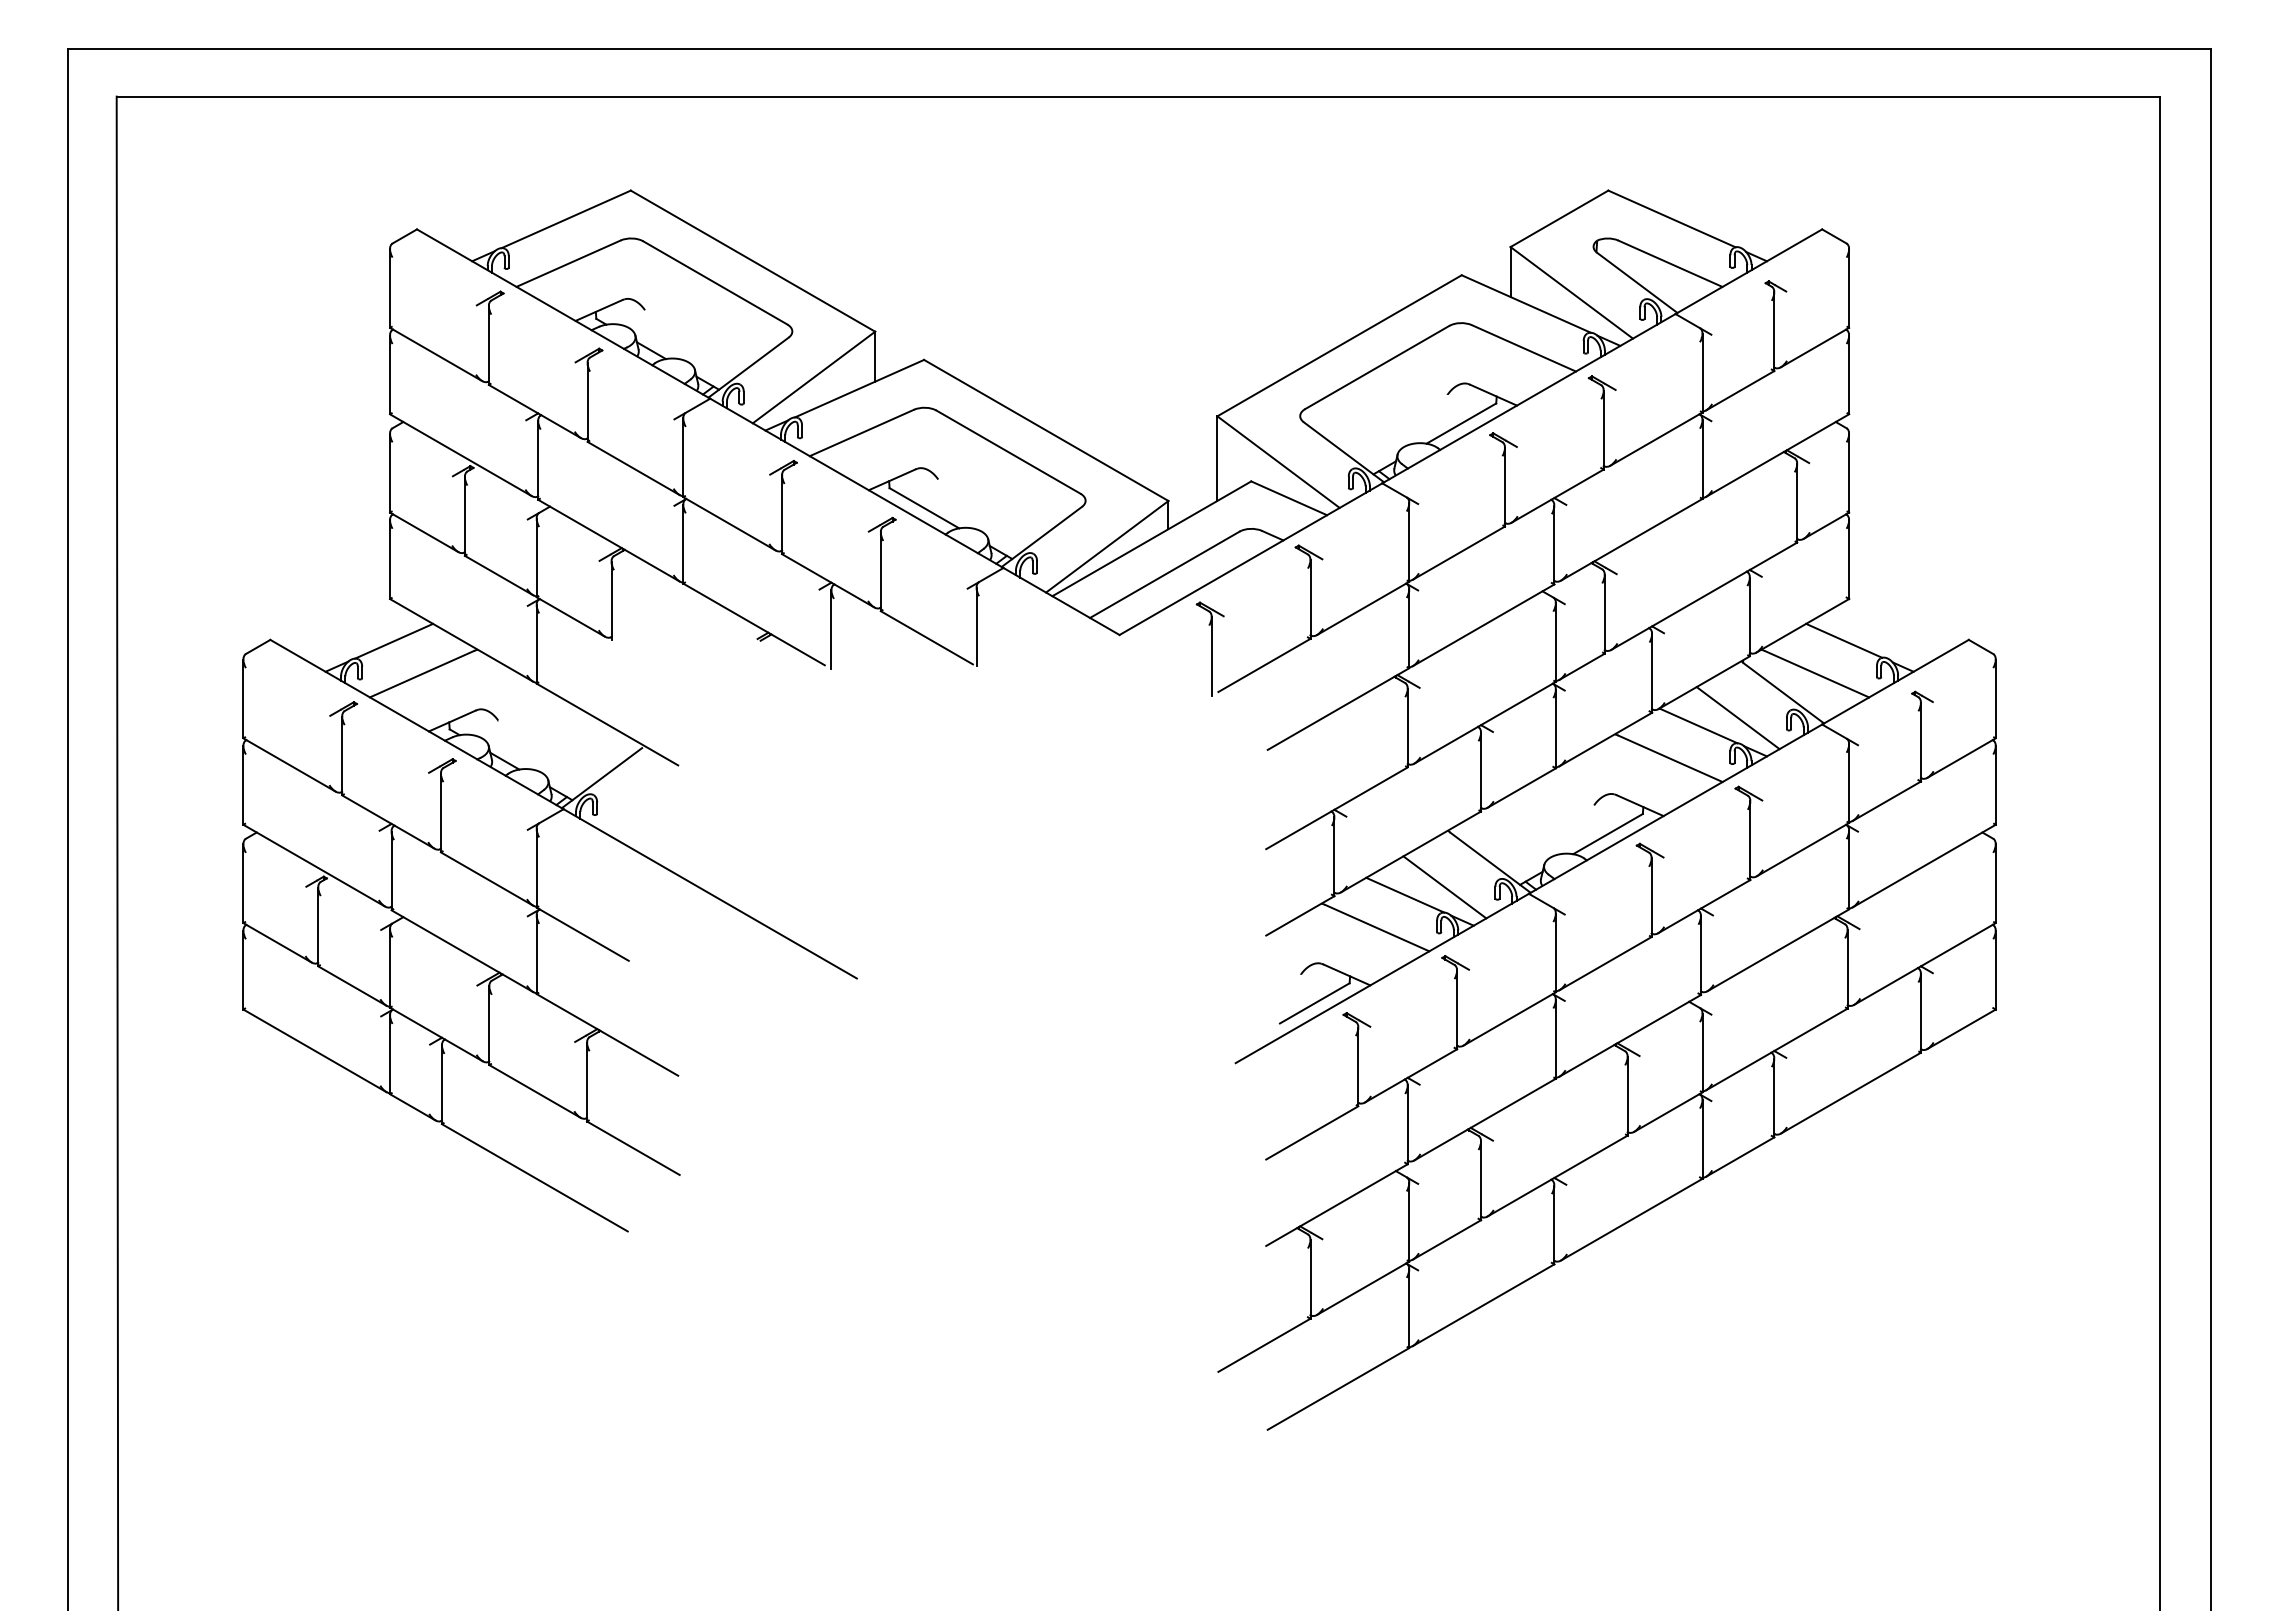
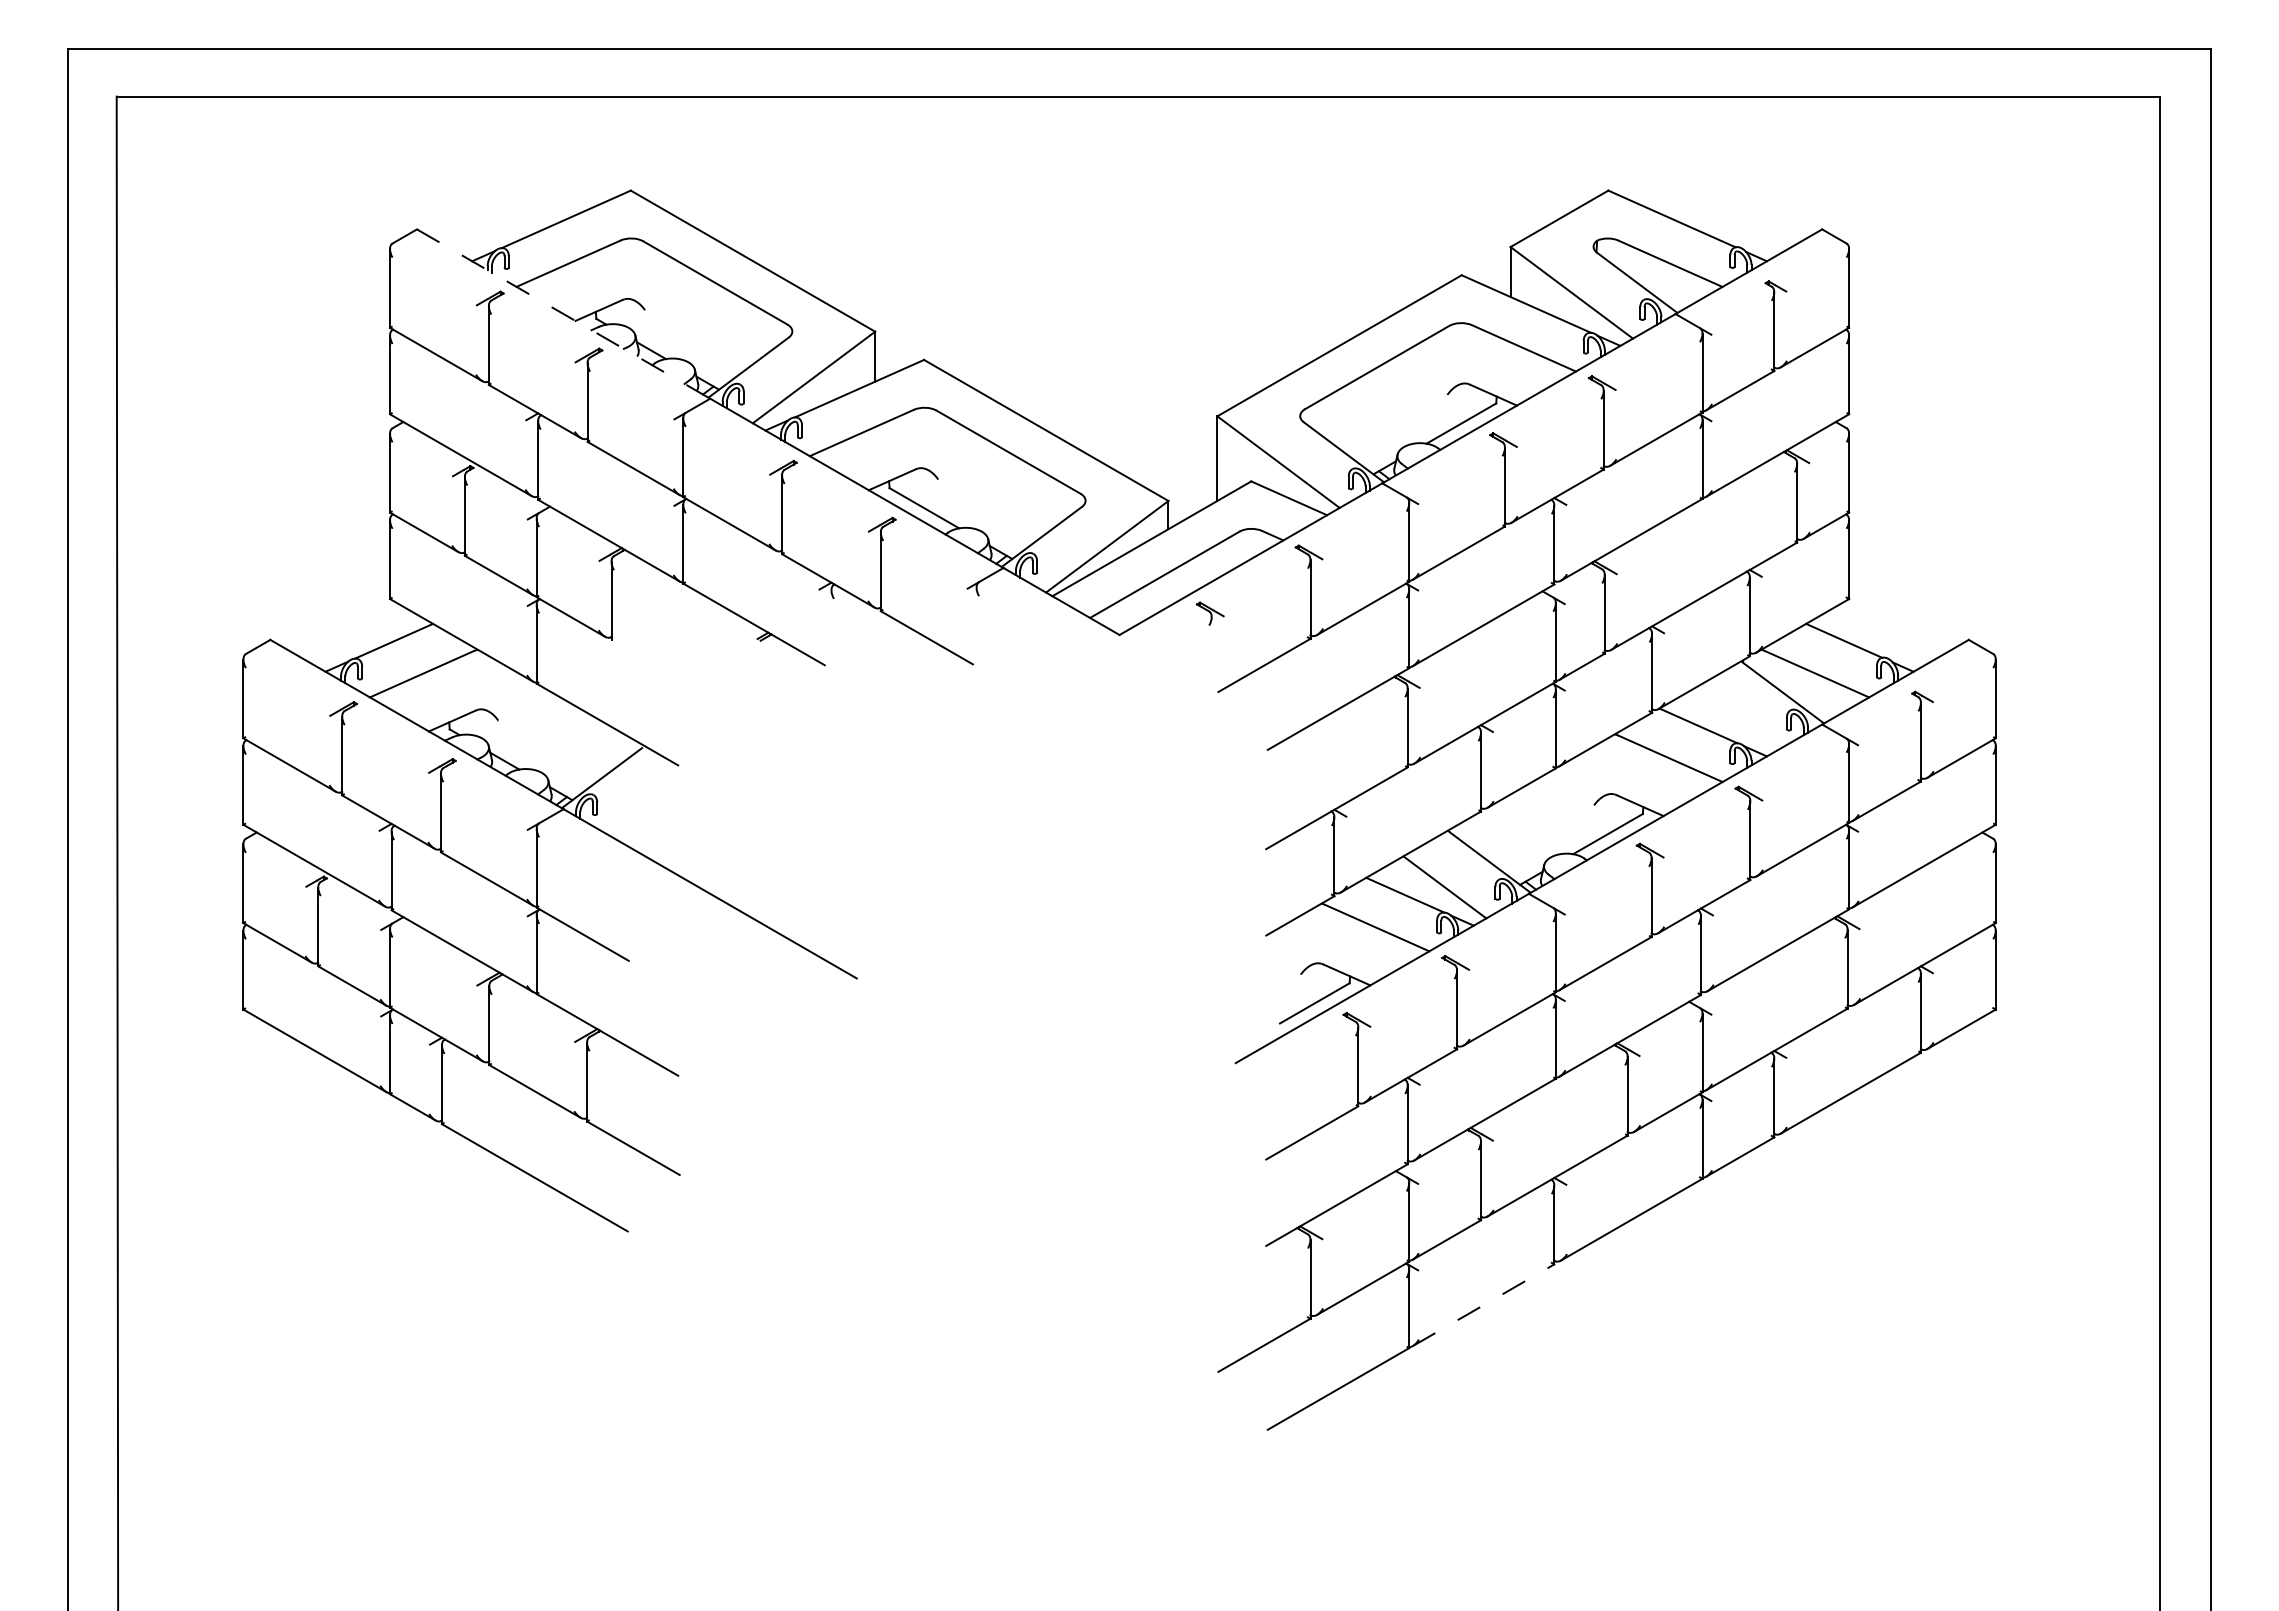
line: solid -> dashed (564, 314)
line: present -> none (976, 626)
line: present -> none (831, 629)
line: present -> none (1211, 656)
line: present -> none (1737, 718)
line: solid -> dashed (1483, 1305)
